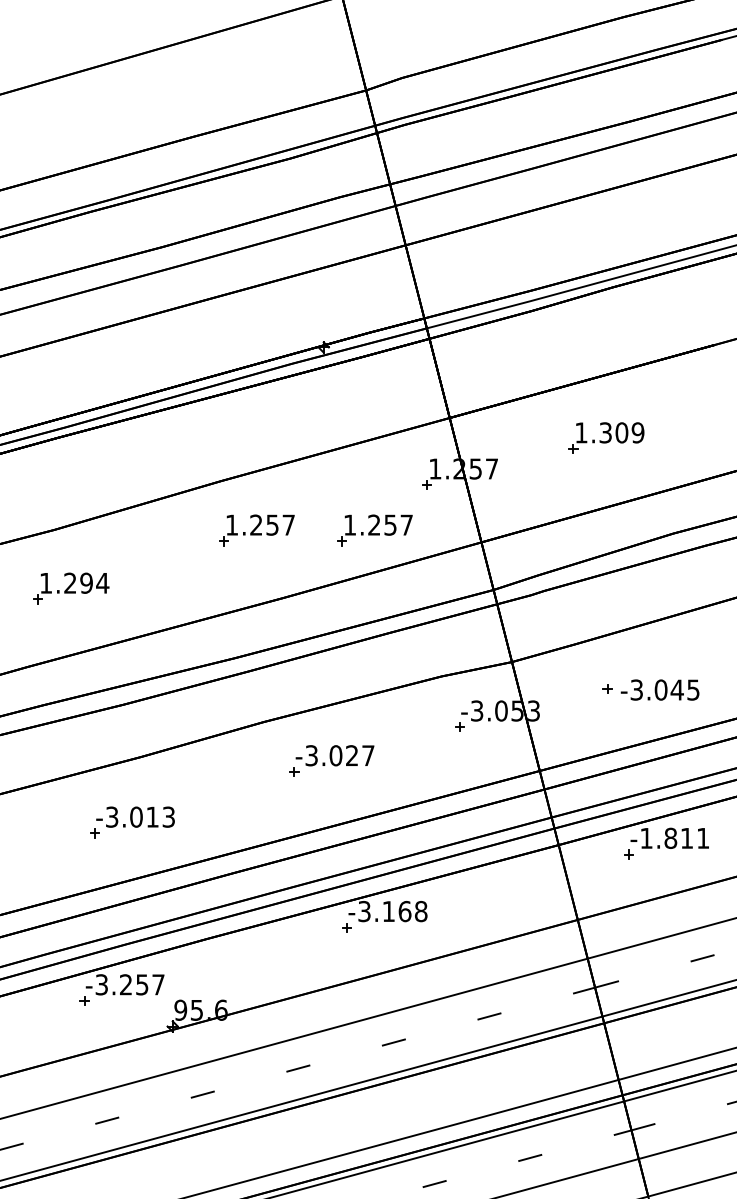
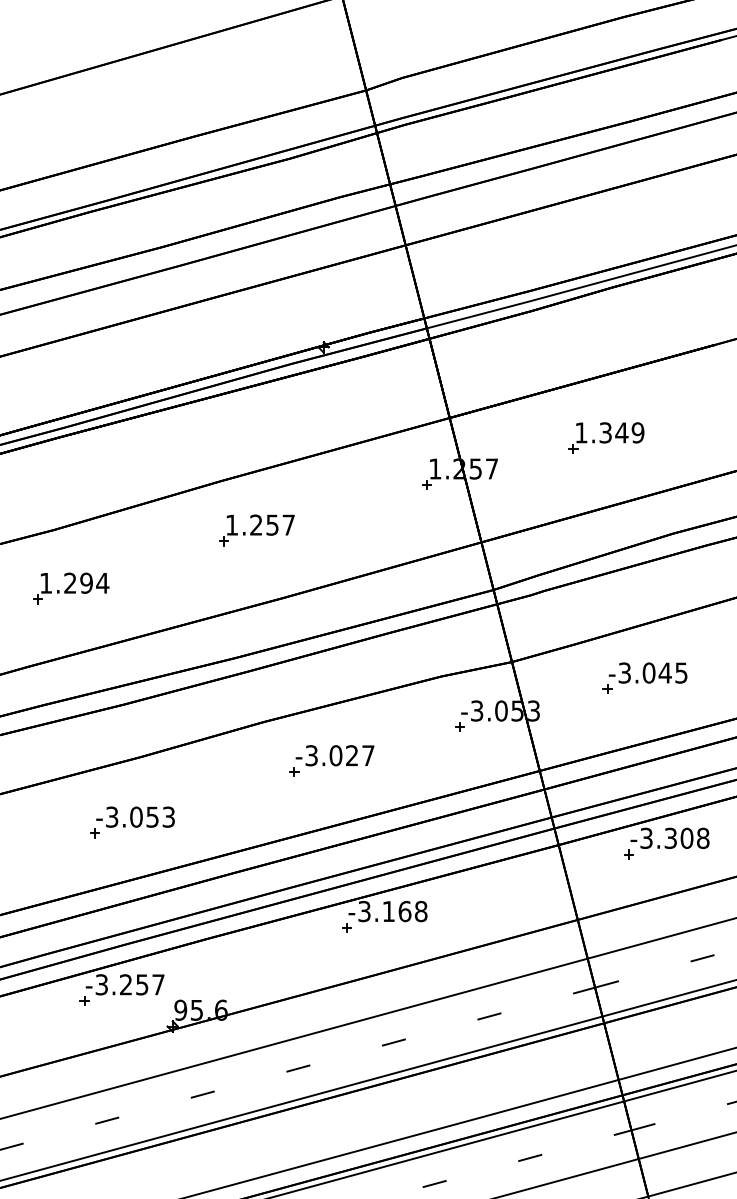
text: 1.309 -> 1.349 (621, 432)
part: present -> none (374, 530)
text position: (659, 689) -> (647, 672) (647, 672)
text: -3.013 -> -3.053 (152, 816)
text: -1.811 -> -3.308 (674, 837)
